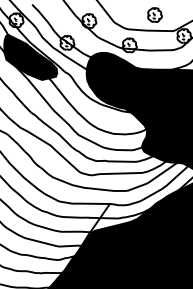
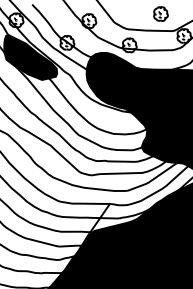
part position: (154, 14) -> (160, 13) (160, 13)
